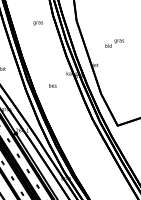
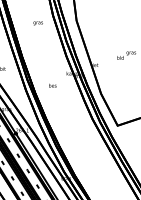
text position: (114, 43) -> (126, 55) (126, 55)
